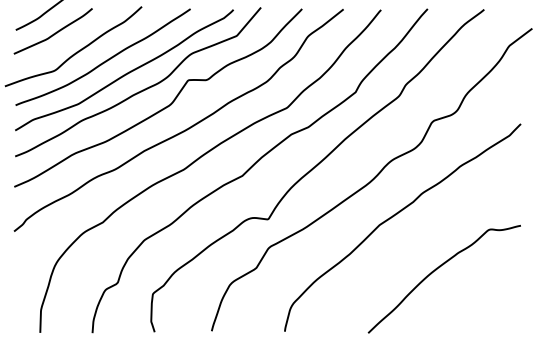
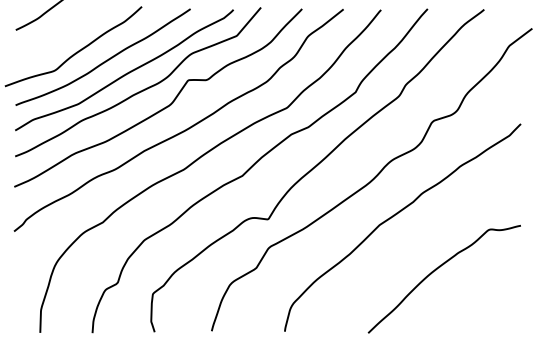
curve: present -> none (53, 33)
